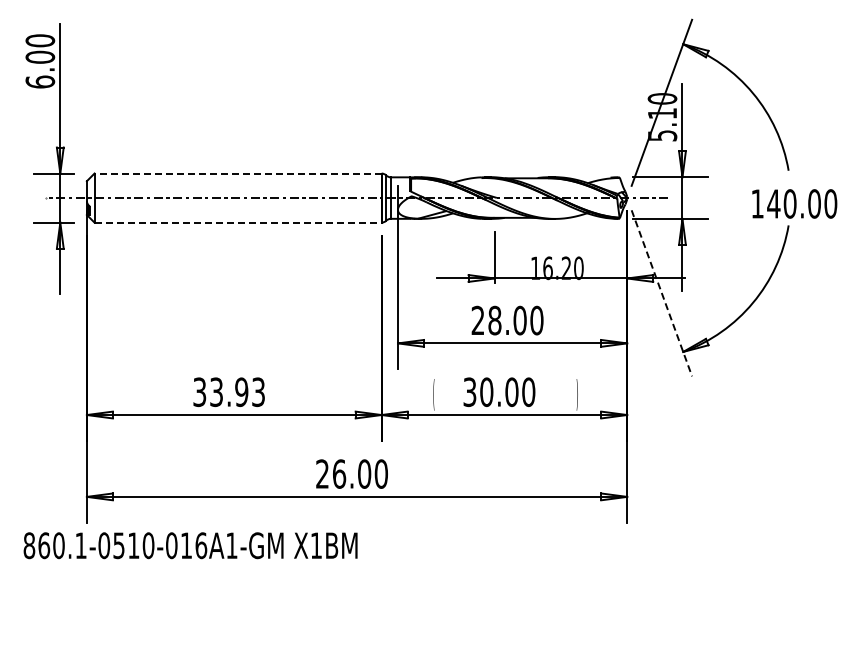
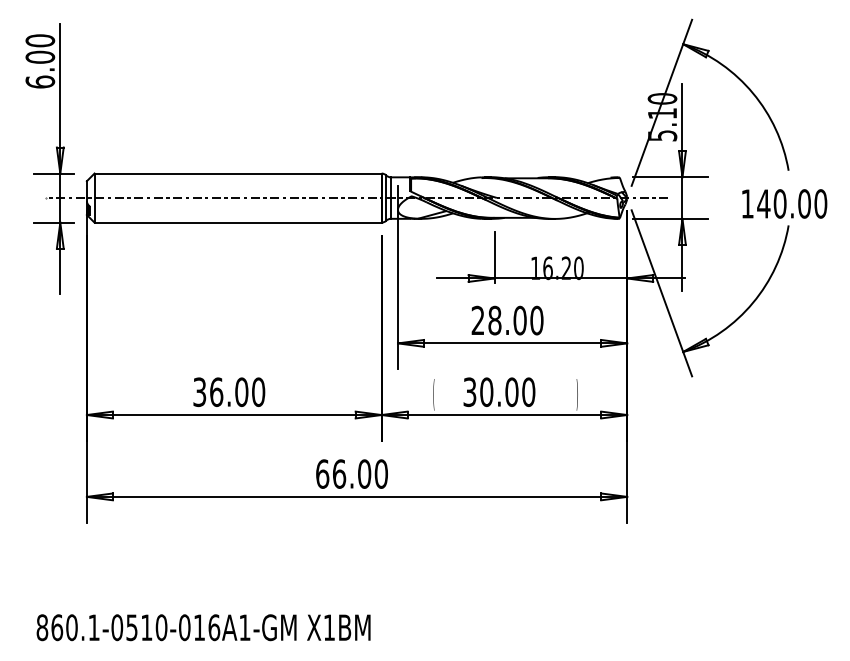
line: dashed -> solid (238, 173)
text position: (794, 203) -> (784, 203) (784, 203)
line: dashed -> solid (238, 222)
line: dashed -> solid (662, 293)
text: 33.93 -> 36.00 (237, 392)
text: 26.00 -> 66.00 (322, 473)
text position: (190, 545) -> (203, 627) (203, 627)
